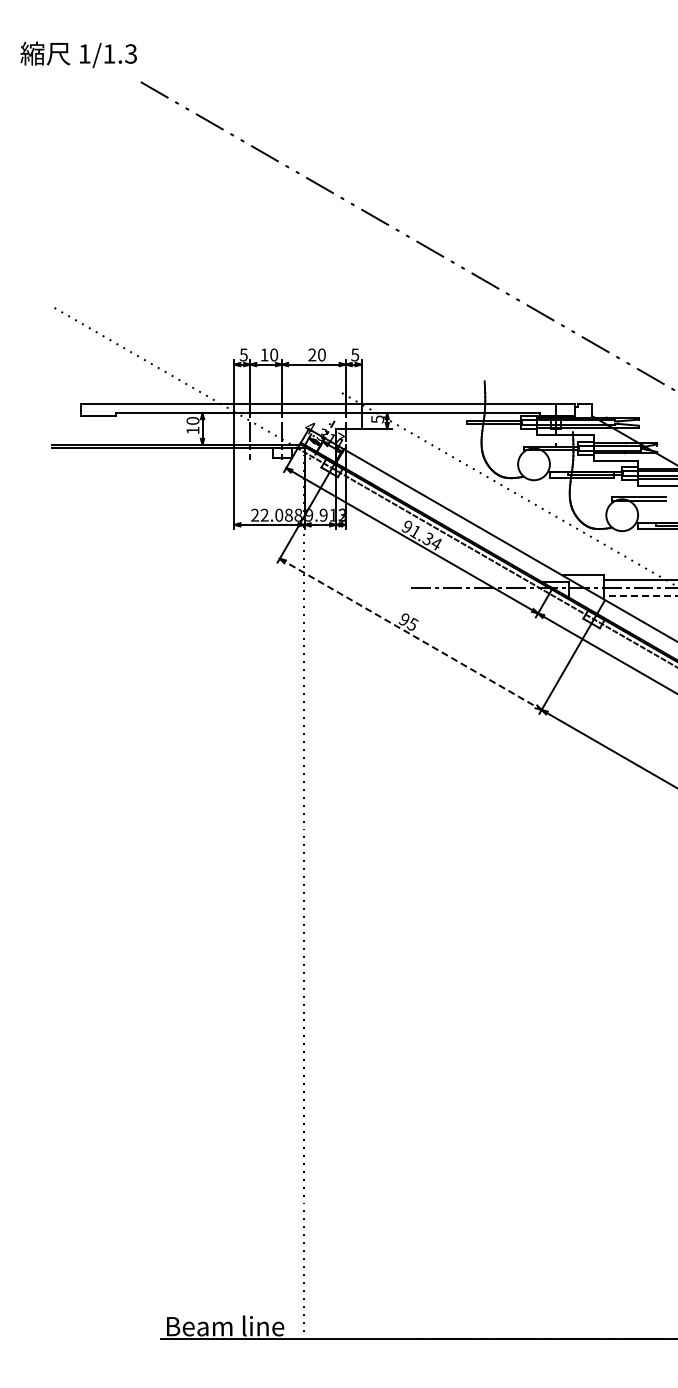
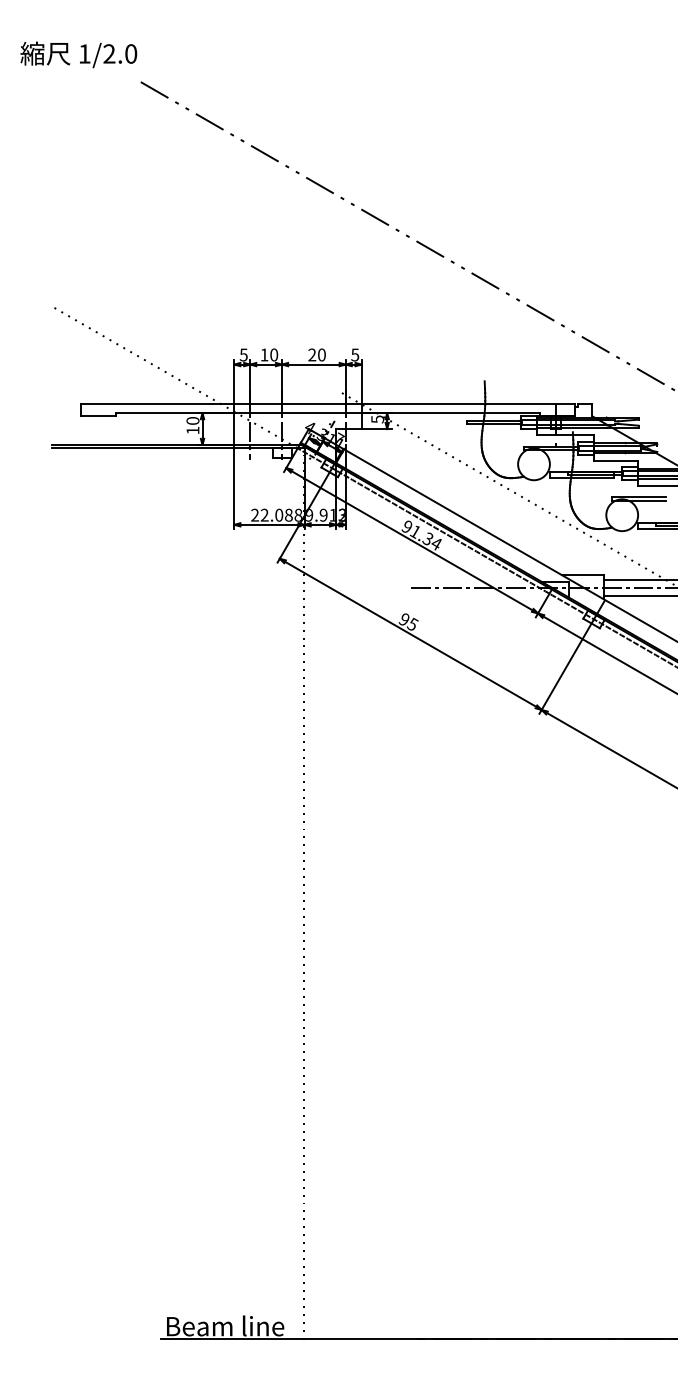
text: 1/1.3 -> 1/2.0 (120, 53)
line: dashed -> solid (640, 596)
line: dashed -> solid (411, 634)
